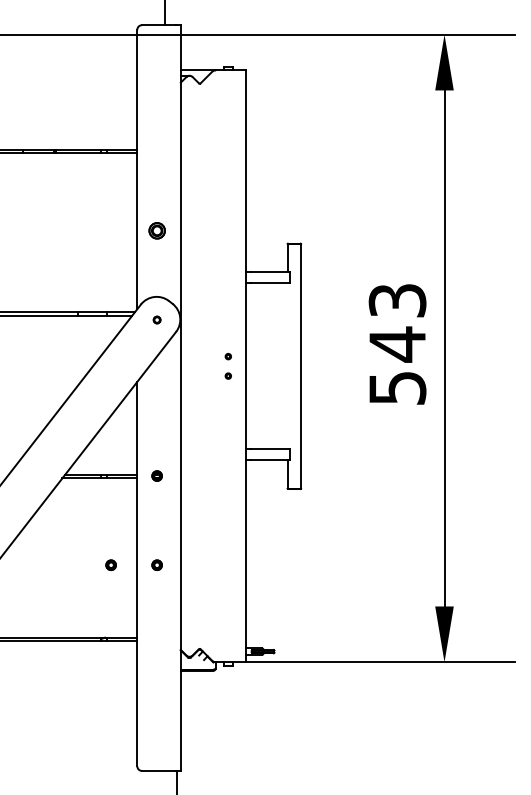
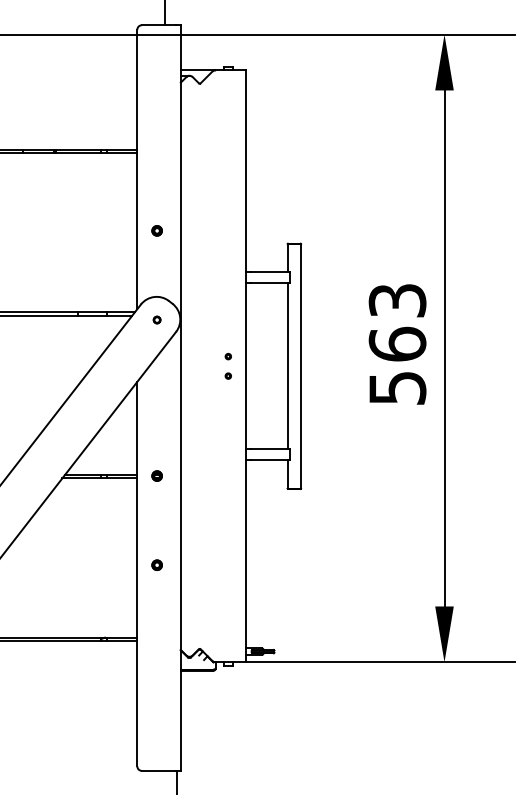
part size: 18x18 px -> 12x12 px (156, 230)
text: 543 -> 563 (397, 344)
line: none -> present (287, 366)
part: present -> none (110, 564)
